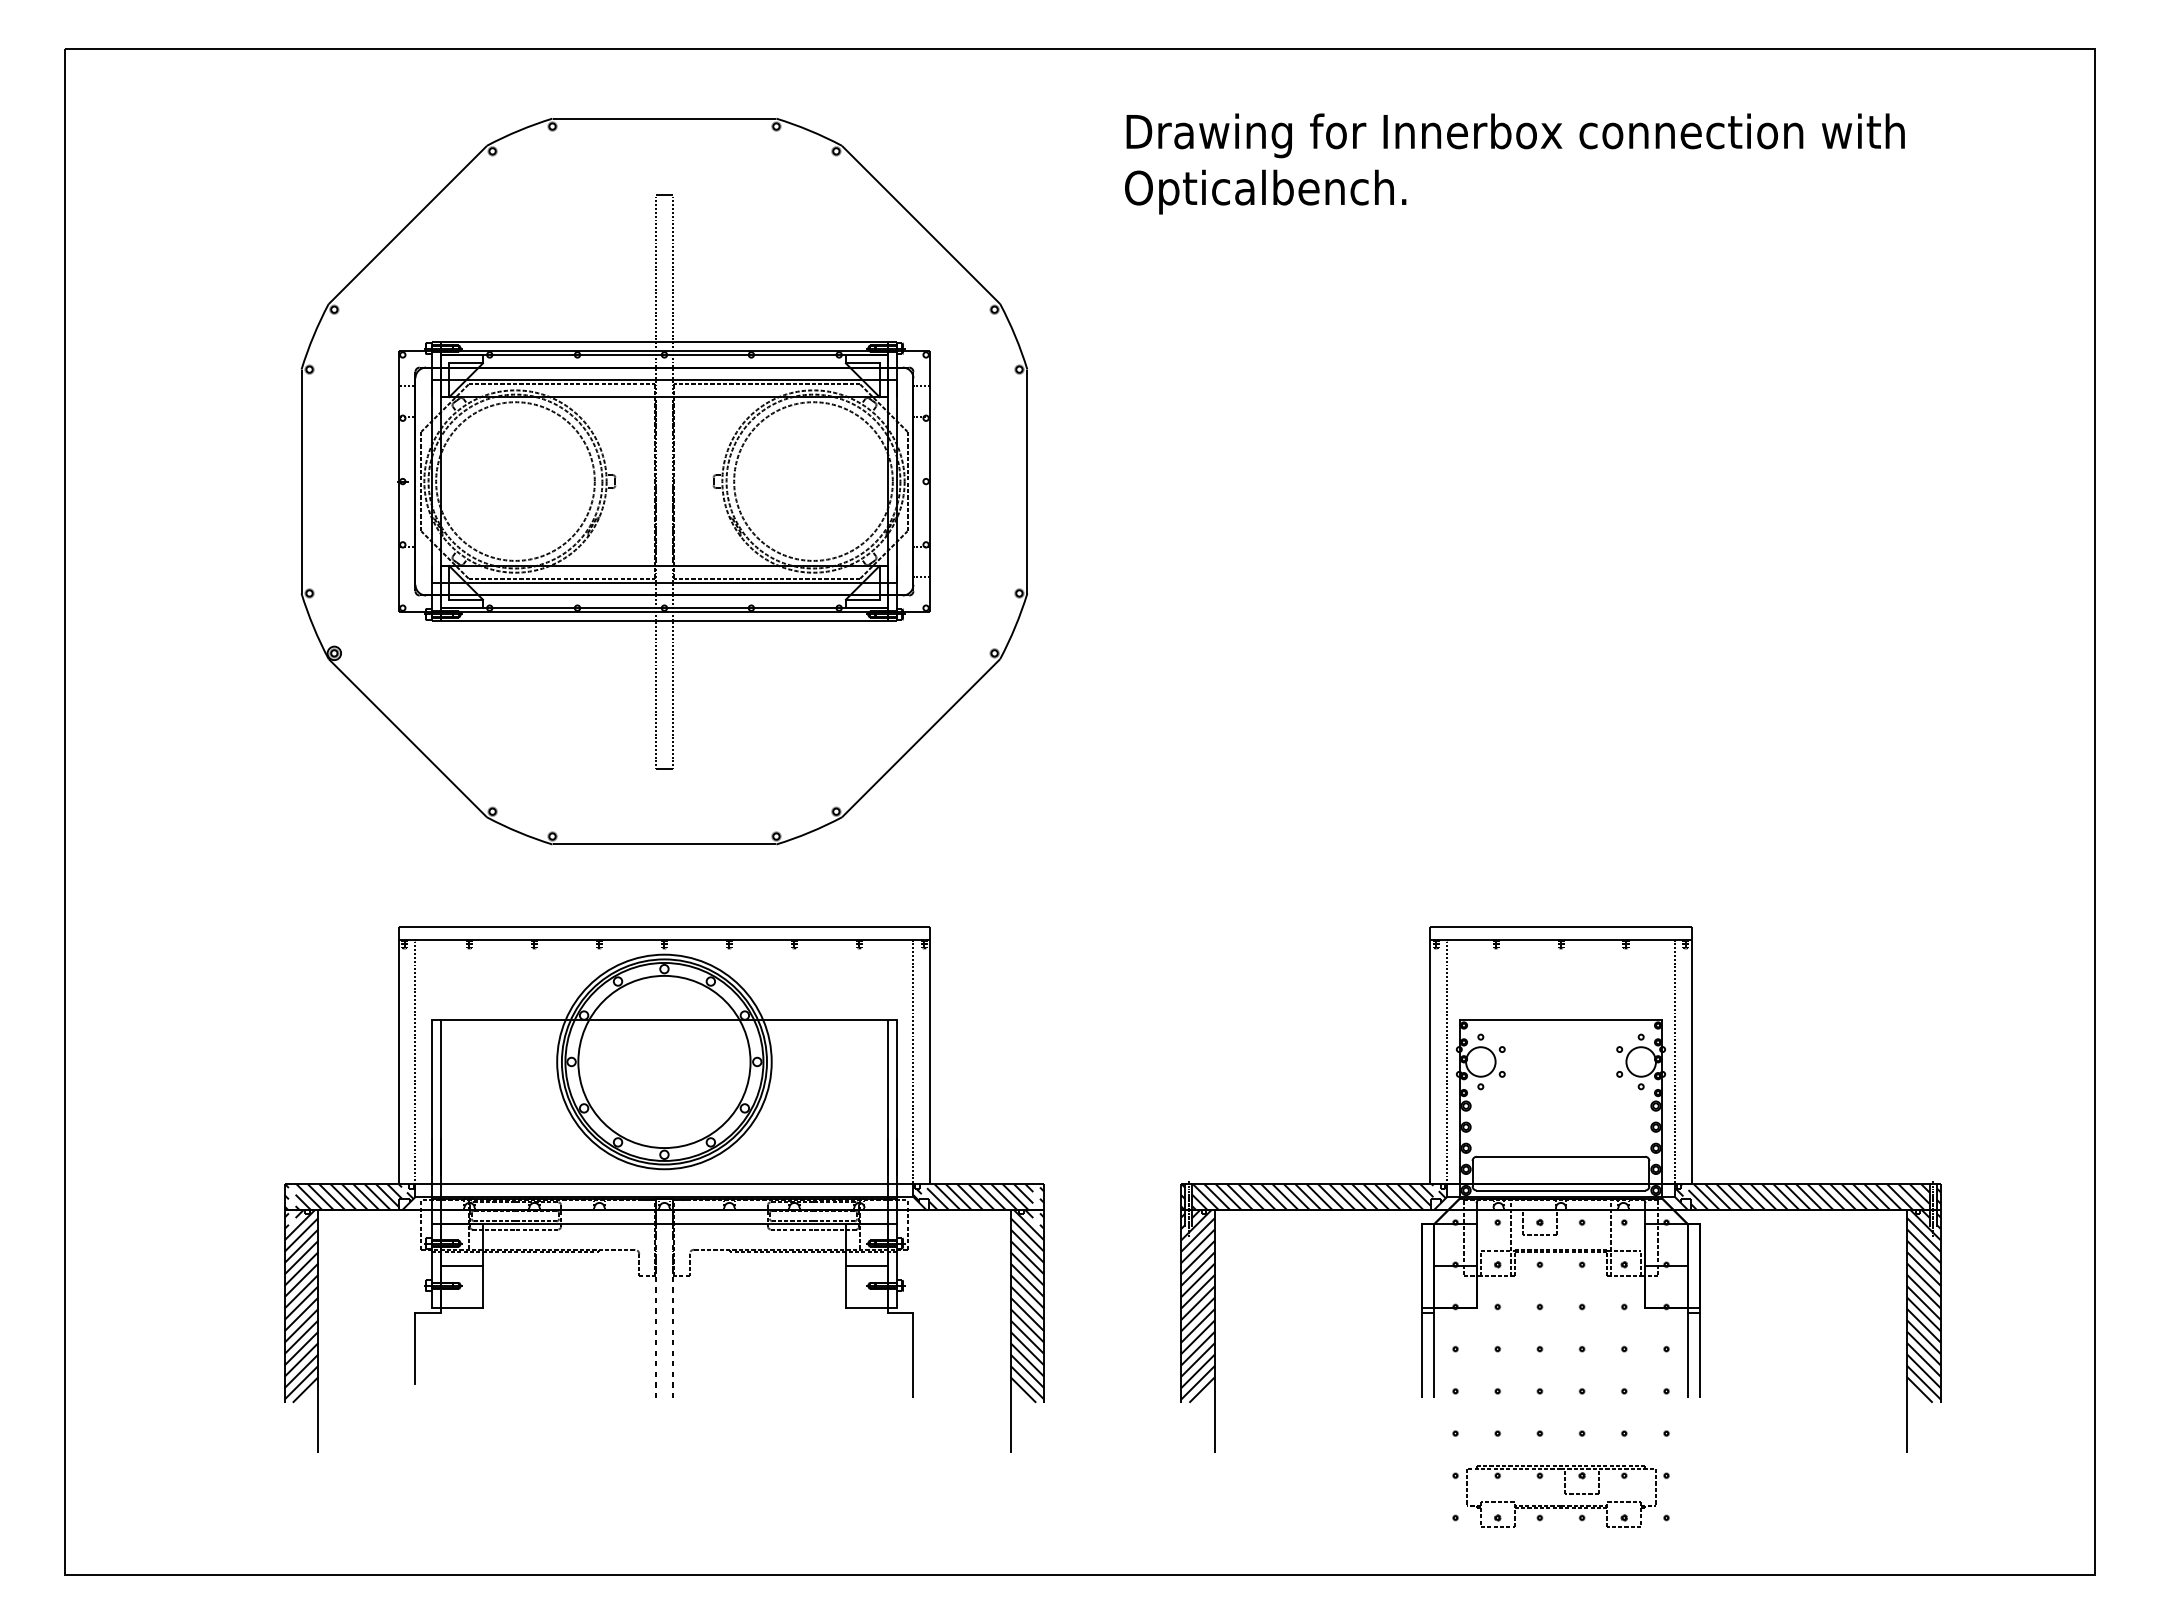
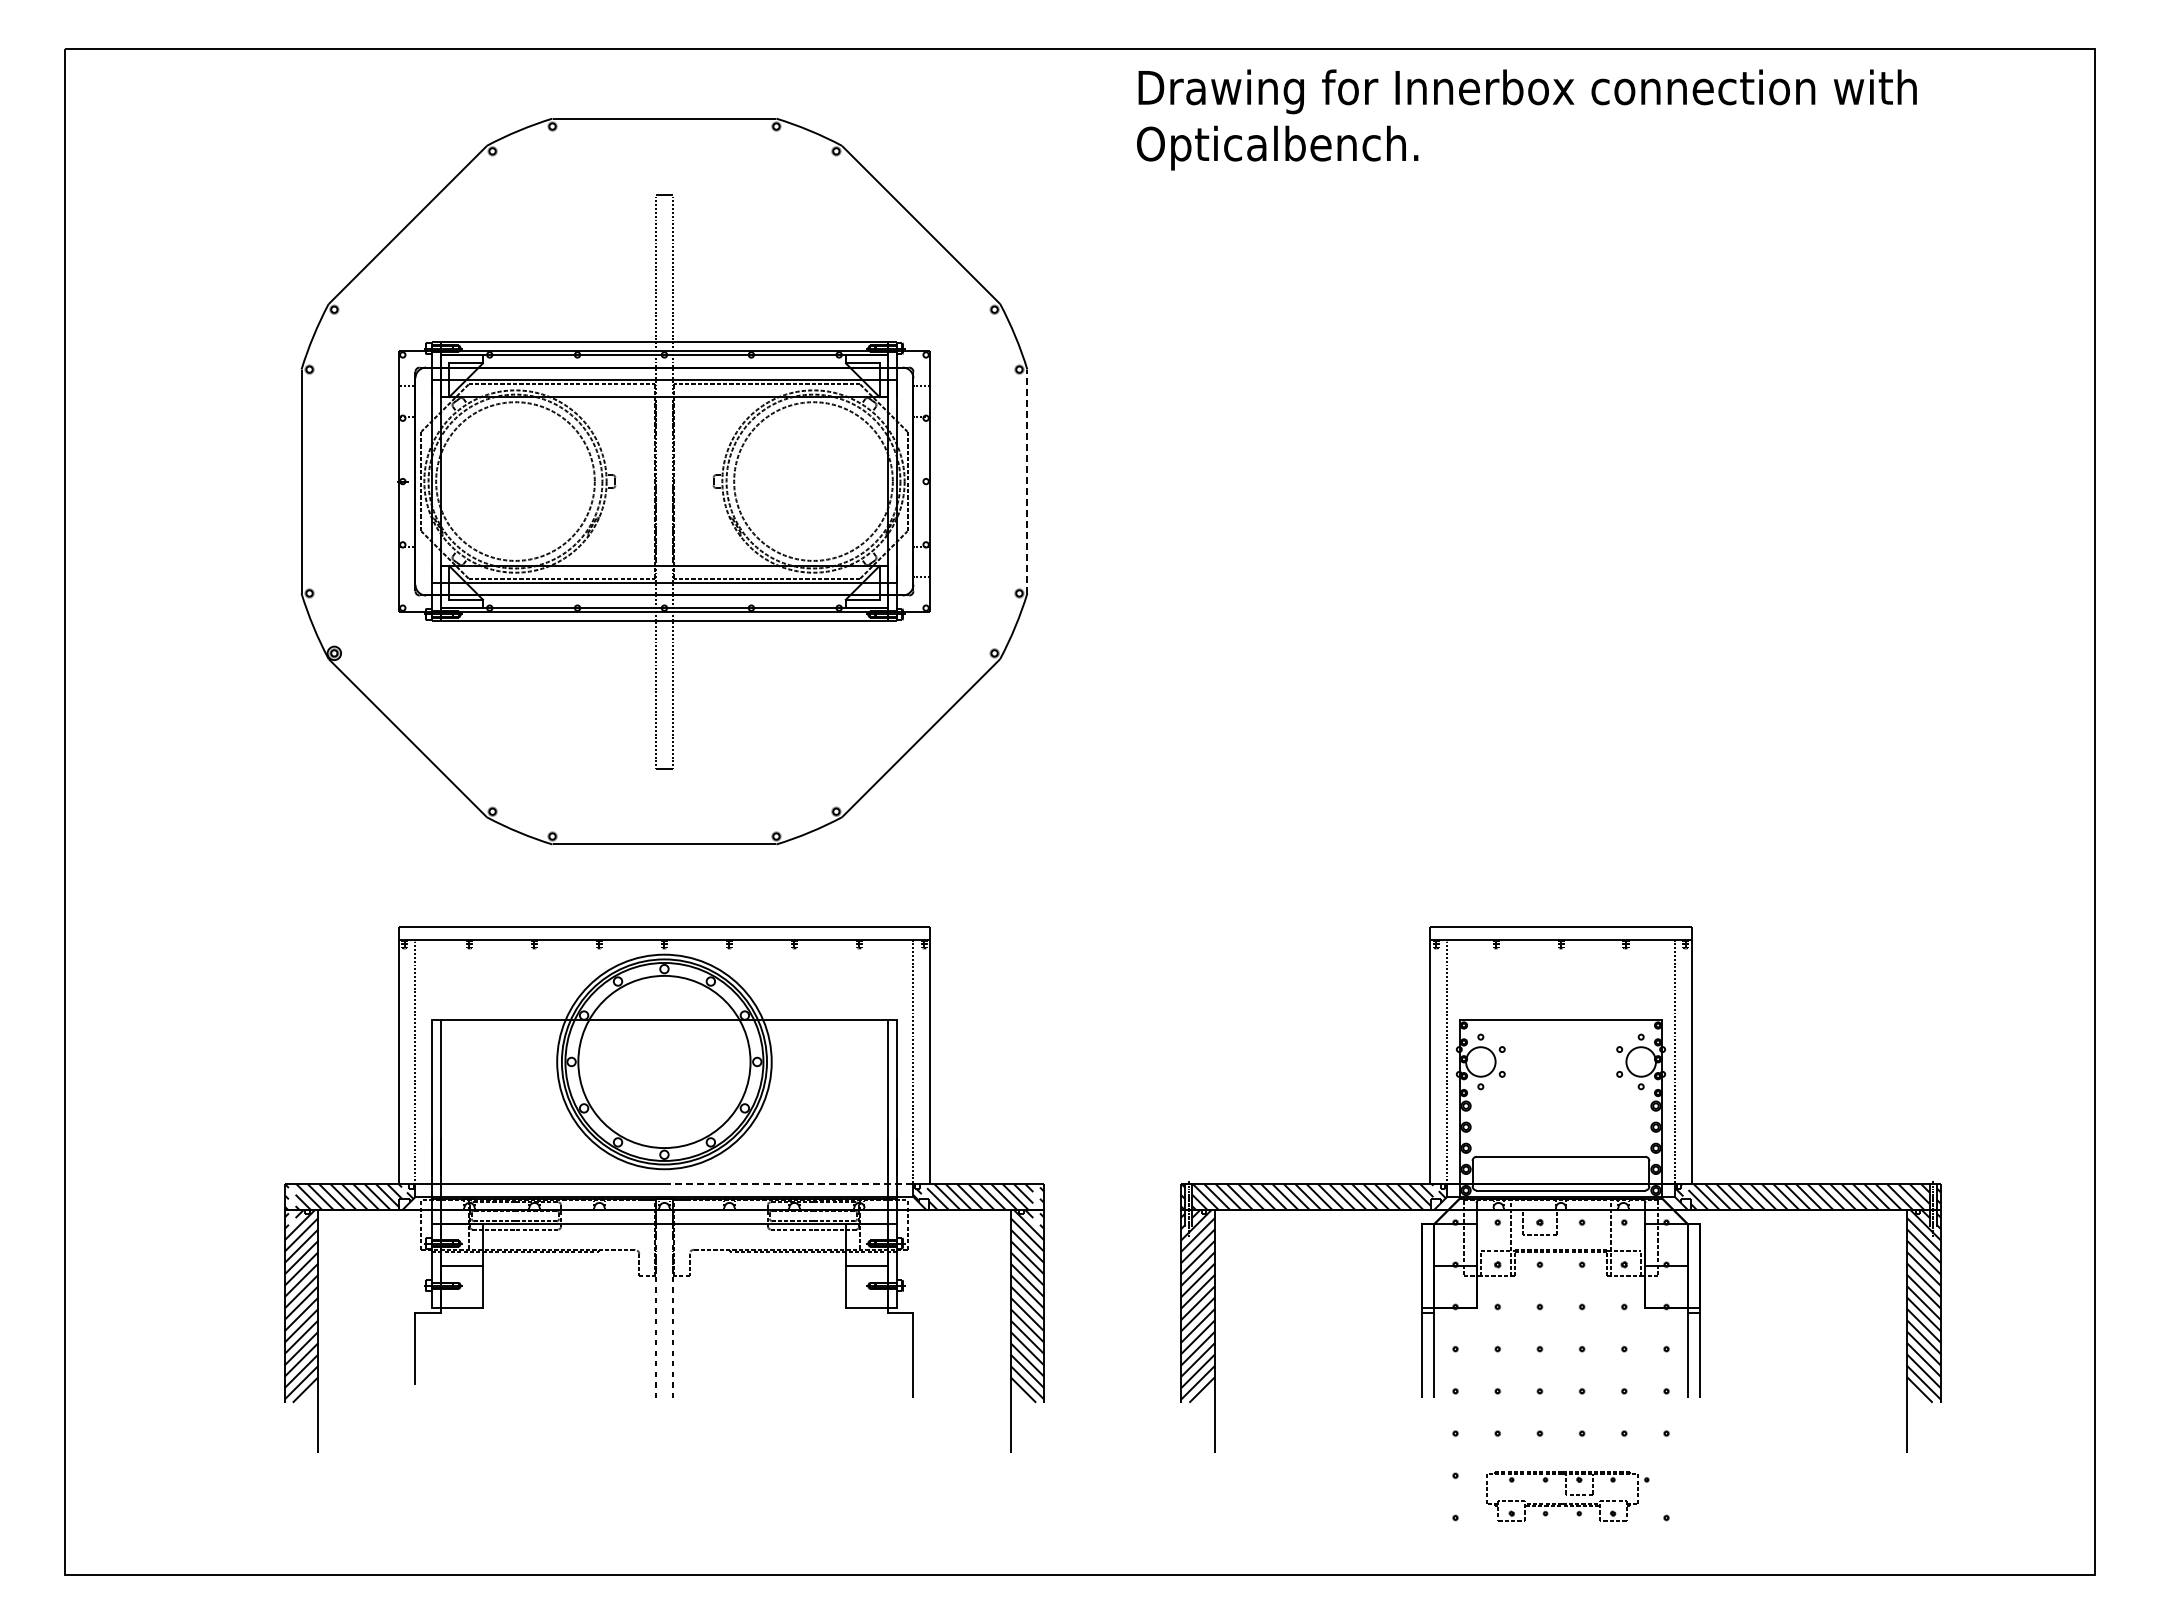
text position: (1514, 163) -> (1526, 119) (1526, 119)
line: solid -> dashed (1027, 481)
line: solid -> dashed (788, 1184)
part size: 204x63 px -> 164x51 px (1567, 1496)
